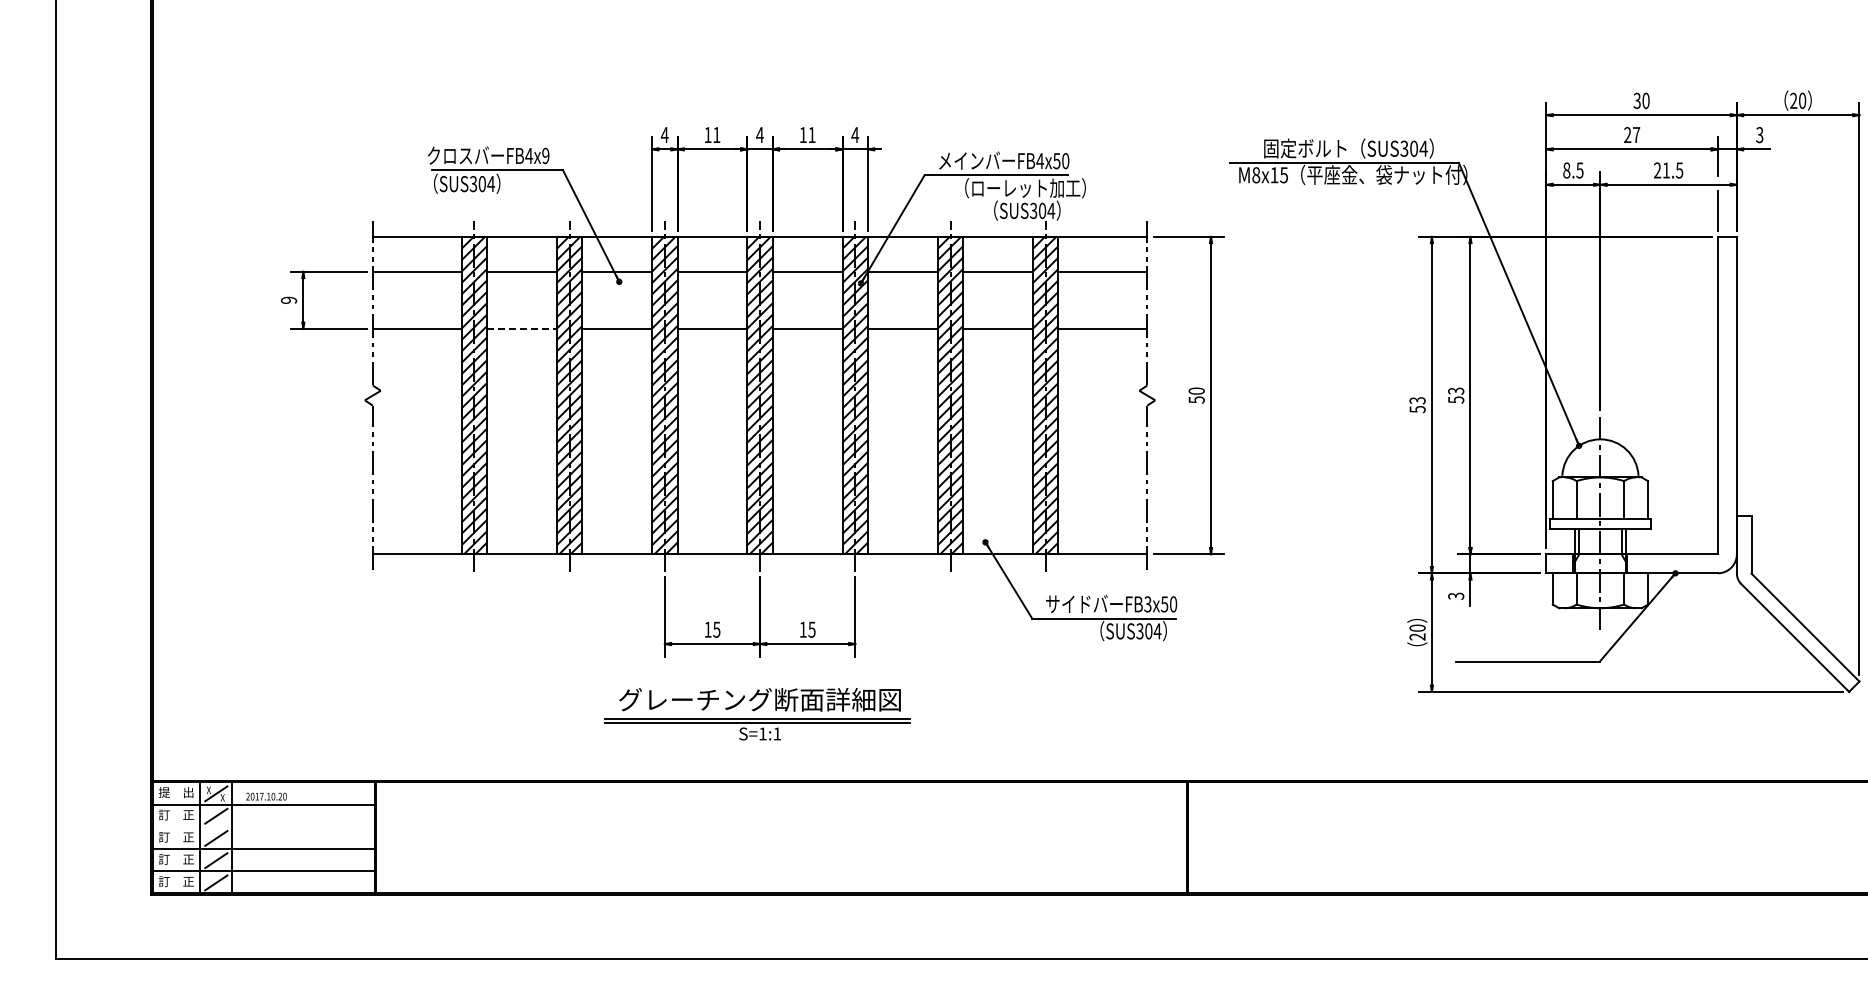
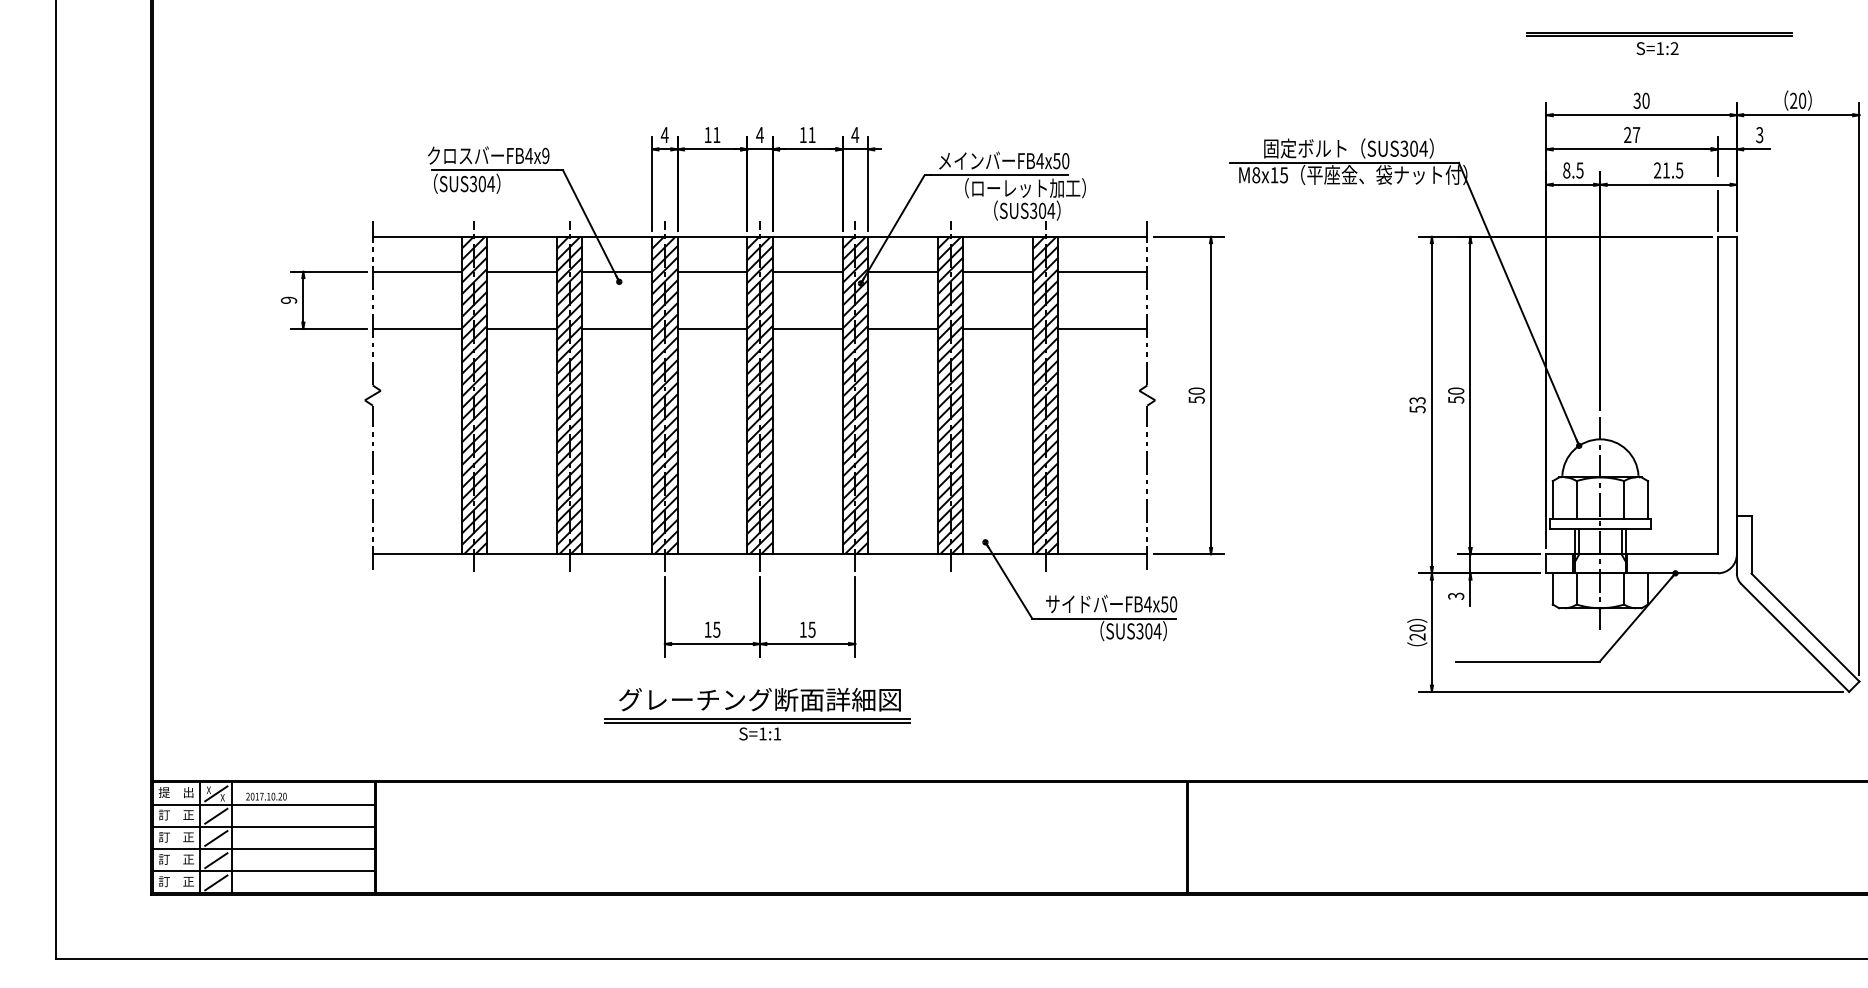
part: none -> present (1659, 43)
line: dashed -> solid (522, 328)
text: 53 -> 50 (1456, 390)
text: FB3x50 -> FB4x50 (1147, 604)
line: none -> present (263, 826)
